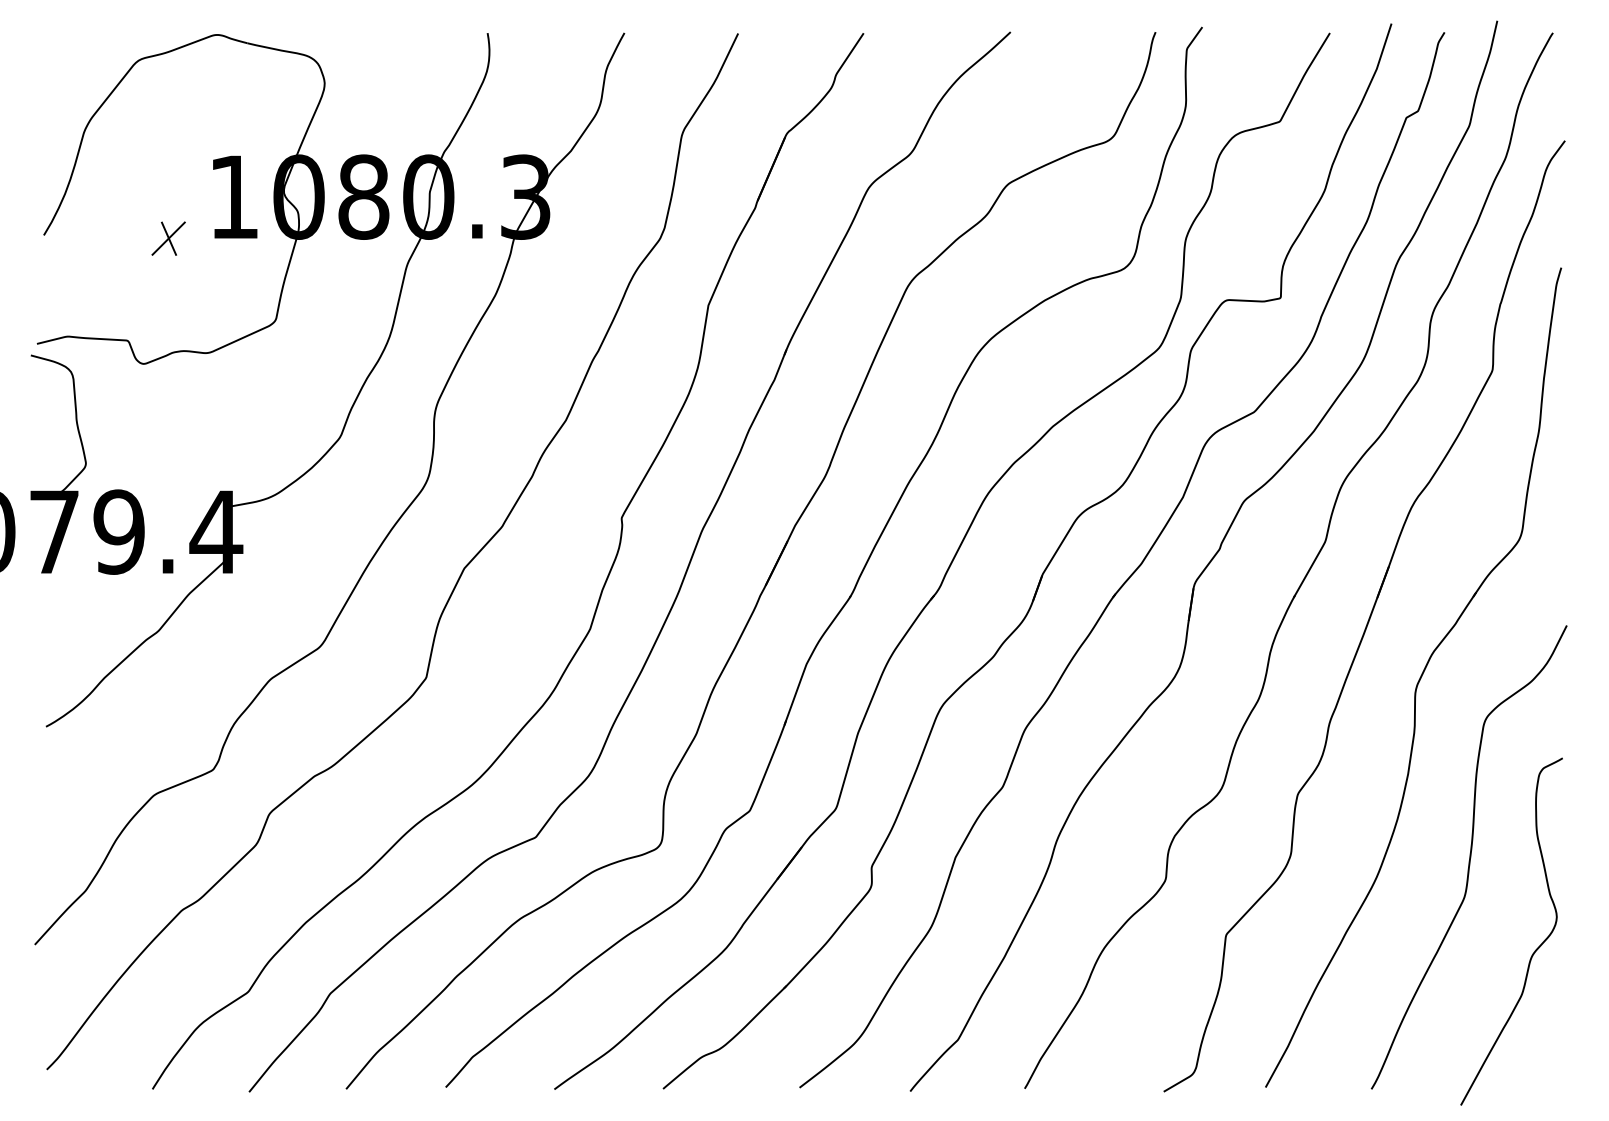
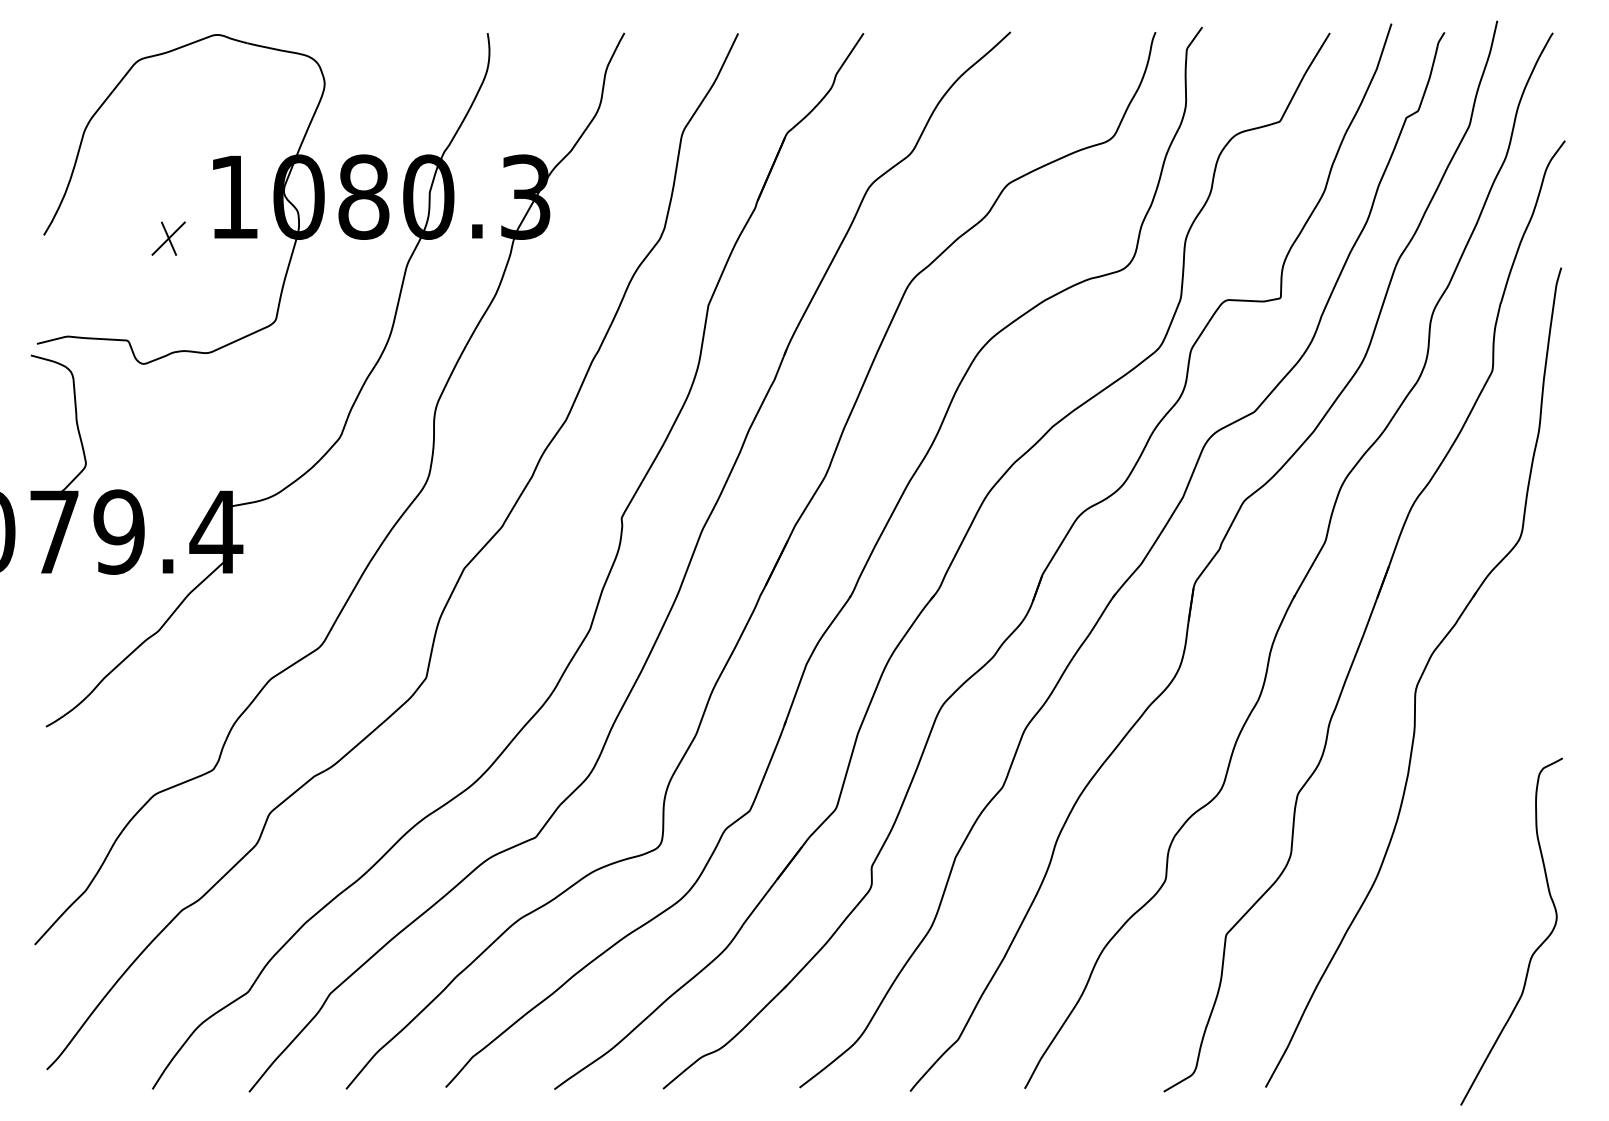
curve: present -> none (1469, 857)
